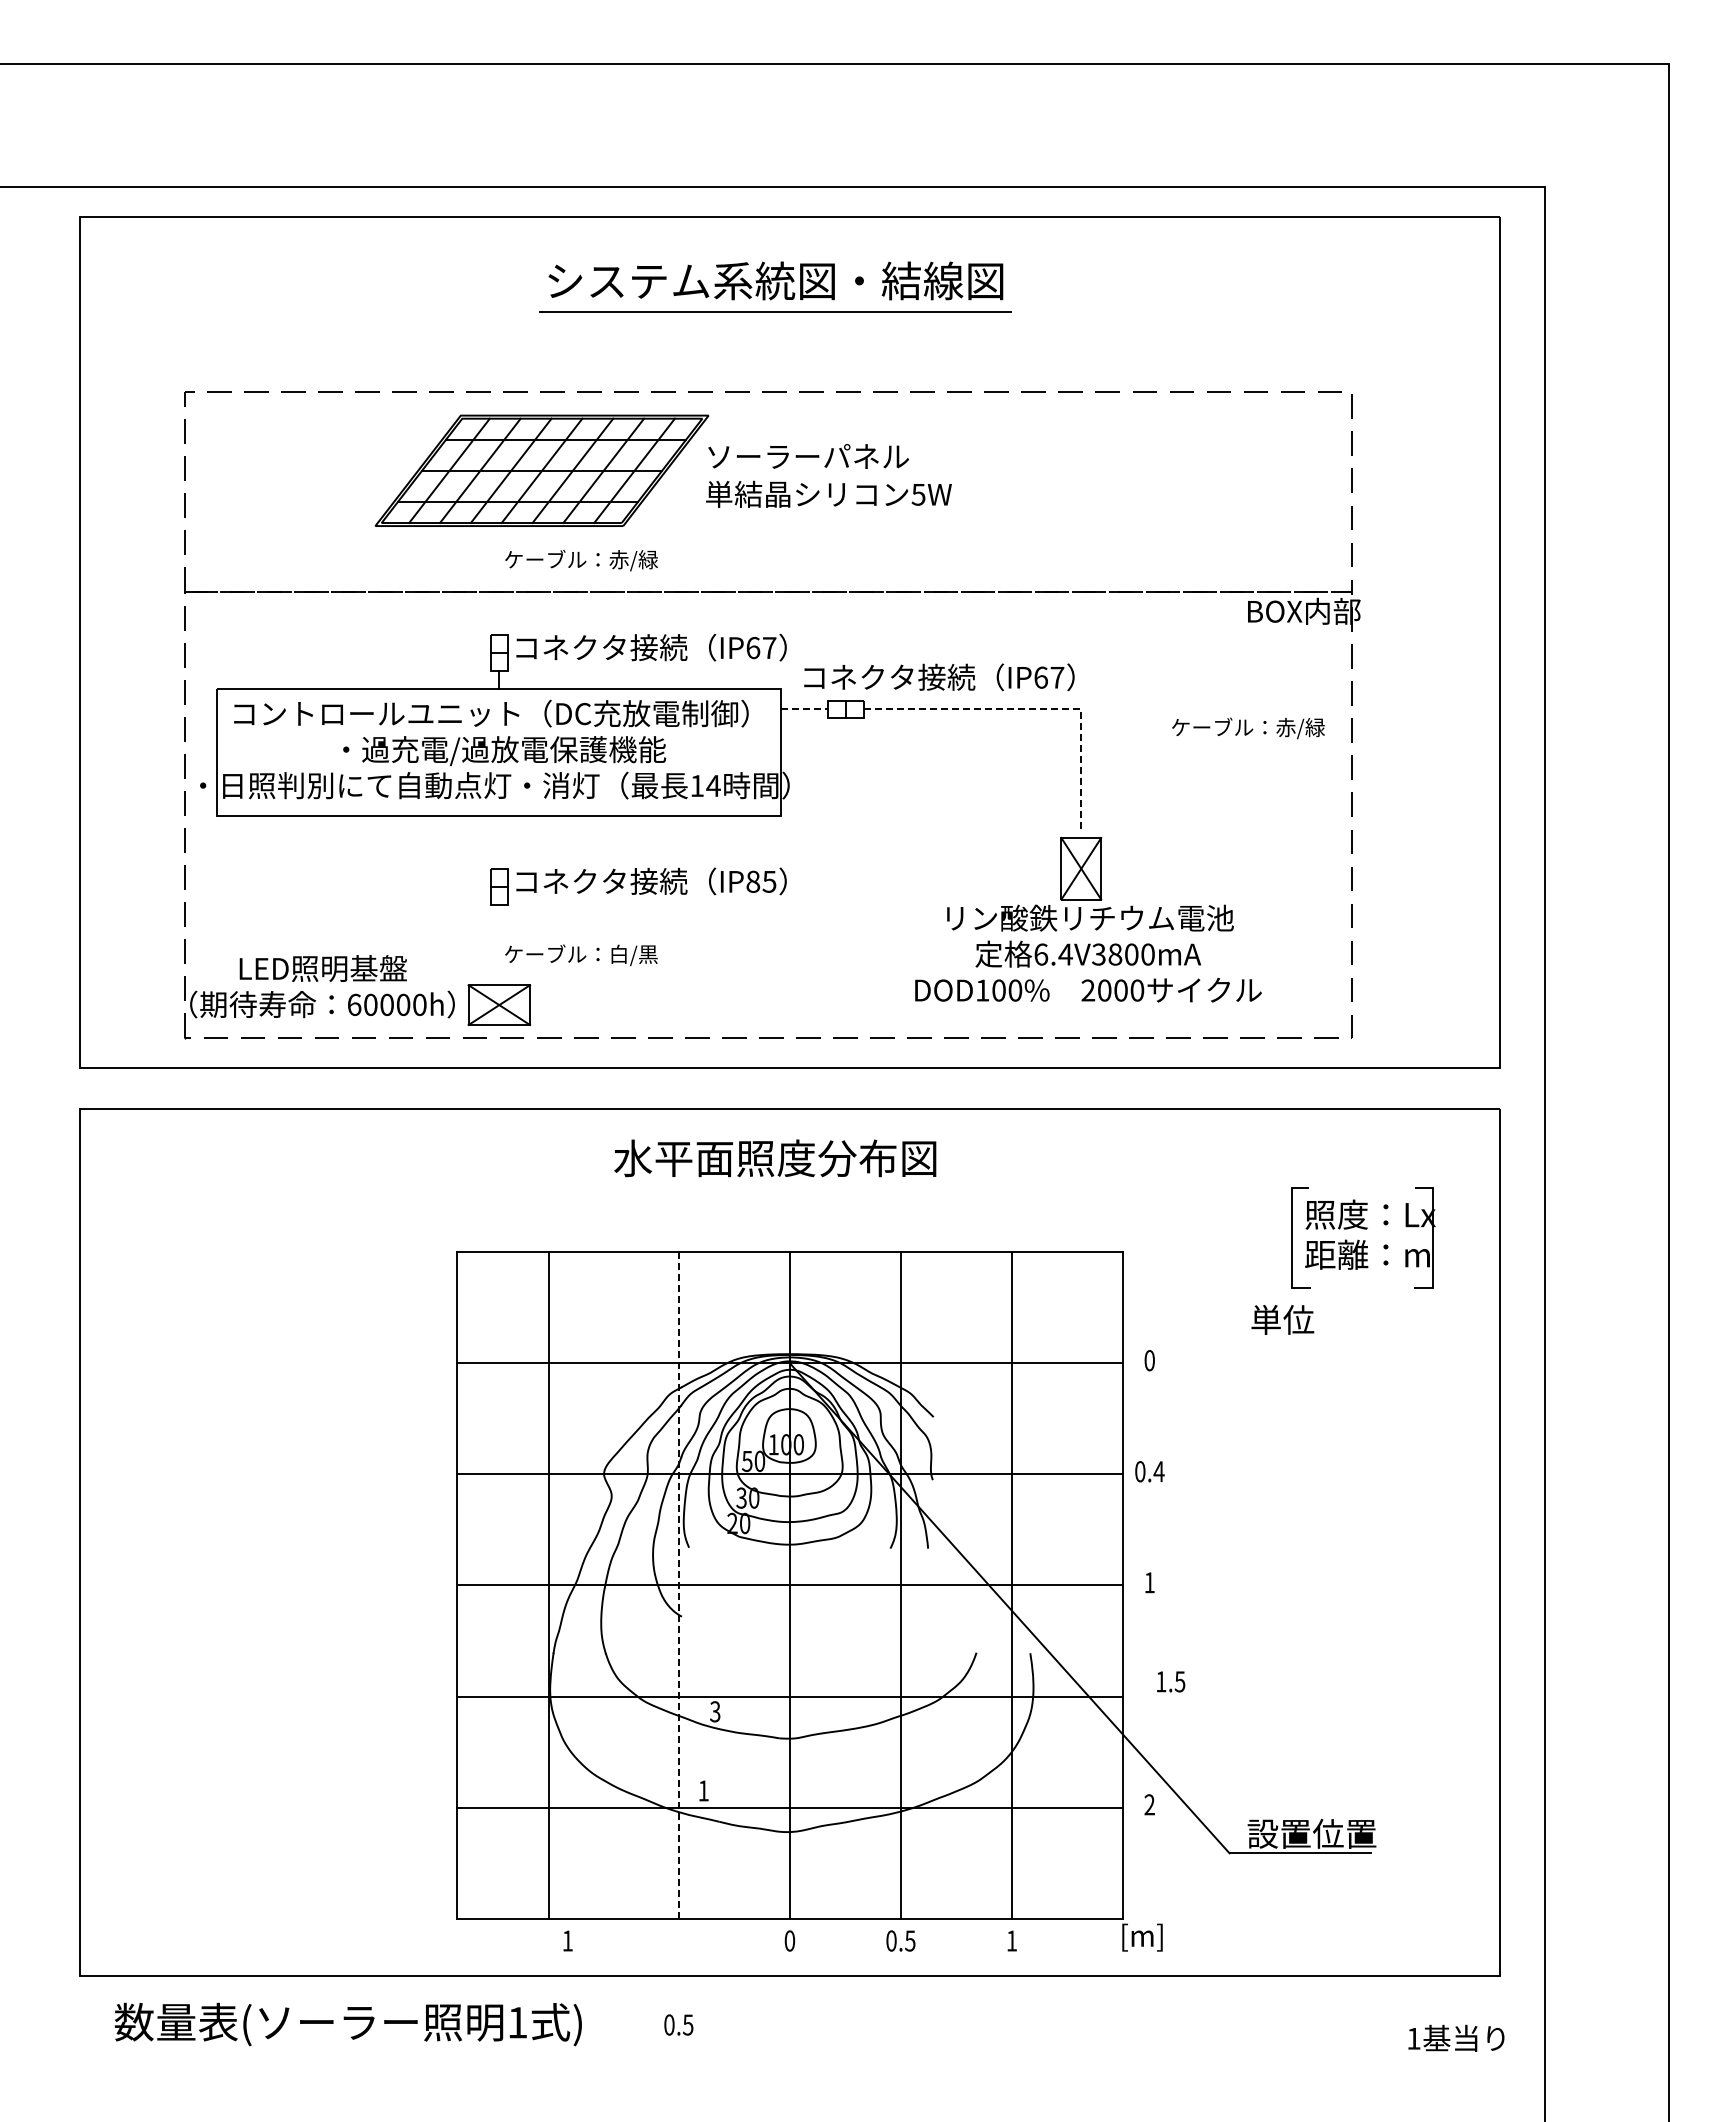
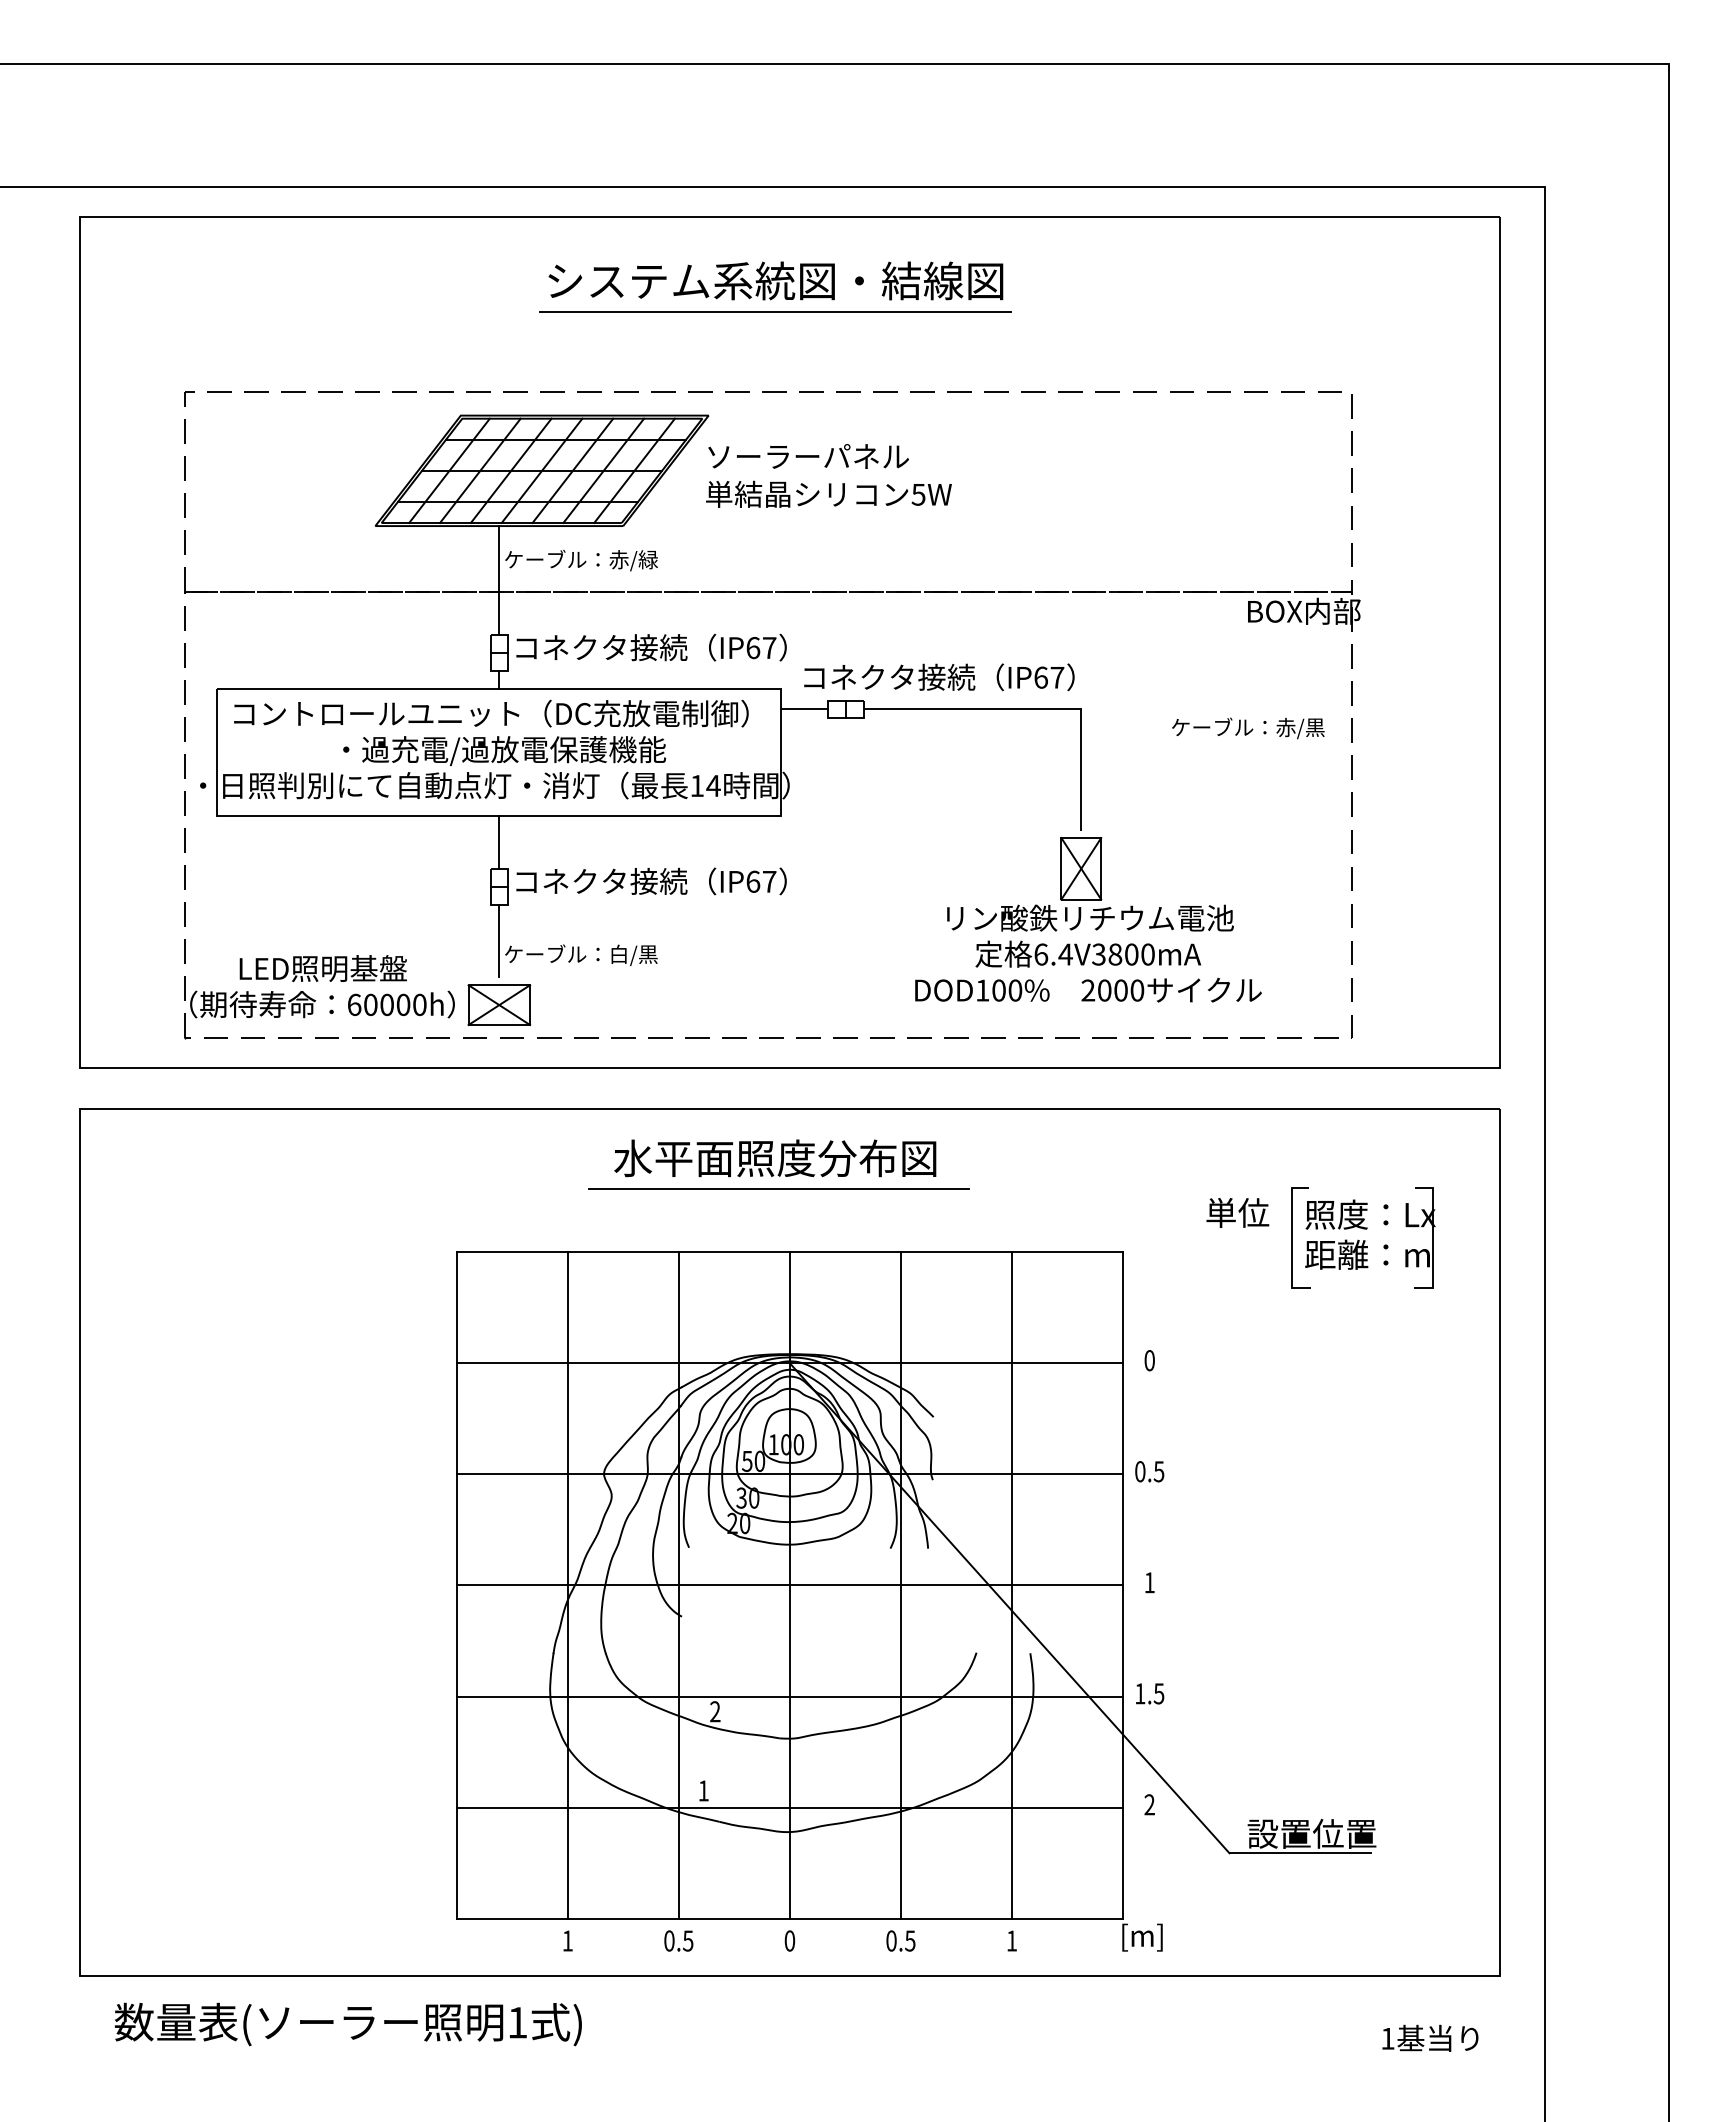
line: none -> present (499, 580)
line: dashed -> solid (805, 709)
line: dashed -> solid (1034, 709)
text: ケーブル：赤/緑 -> ケーブル：赤/黒 (1314, 727)
line: none -> present (499, 842)
text: IP85 -> IP67 (761, 881)
line: none -> present (499, 940)
line: none -> present (778, 1189)
text position: (1282, 1319) -> (1237, 1212) (1237, 1212)
text: 0.4 -> 0.5 (1158, 1471)
line: dashed -> solid (678, 1584)
line position: (548, 1585) -> (567, 1585) (567, 1585)
text position: (1171, 1681) -> (1150, 1693) (1150, 1693)
text: 3 -> 2 (715, 1711)
text position: (678, 2024) -> (678, 1940) (678, 1940)
text position: (1456, 2037) -> (1430, 2037) (1430, 2037)
